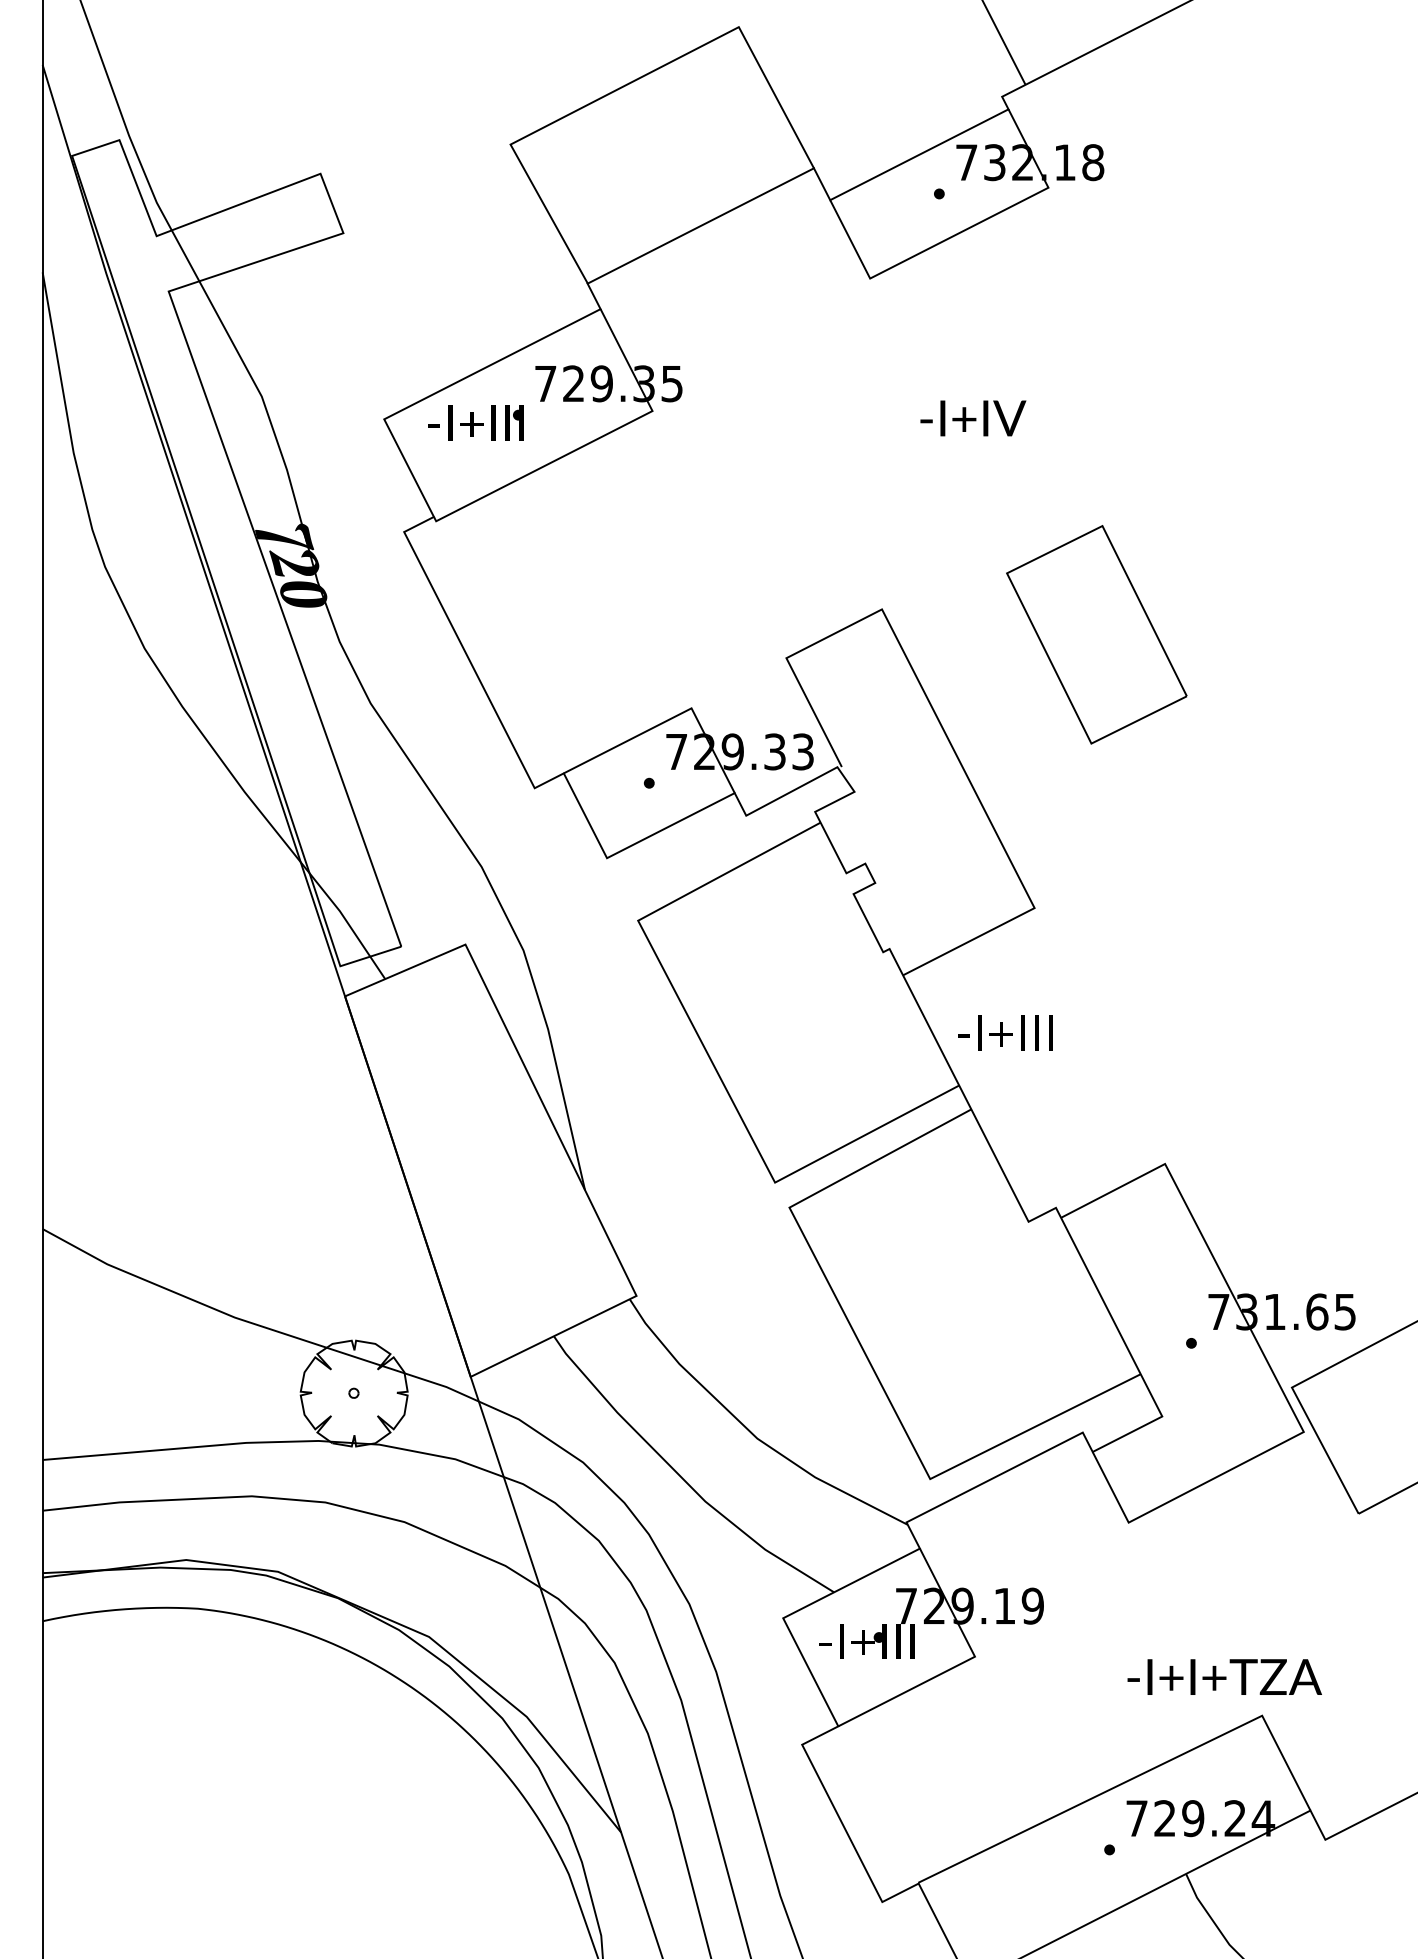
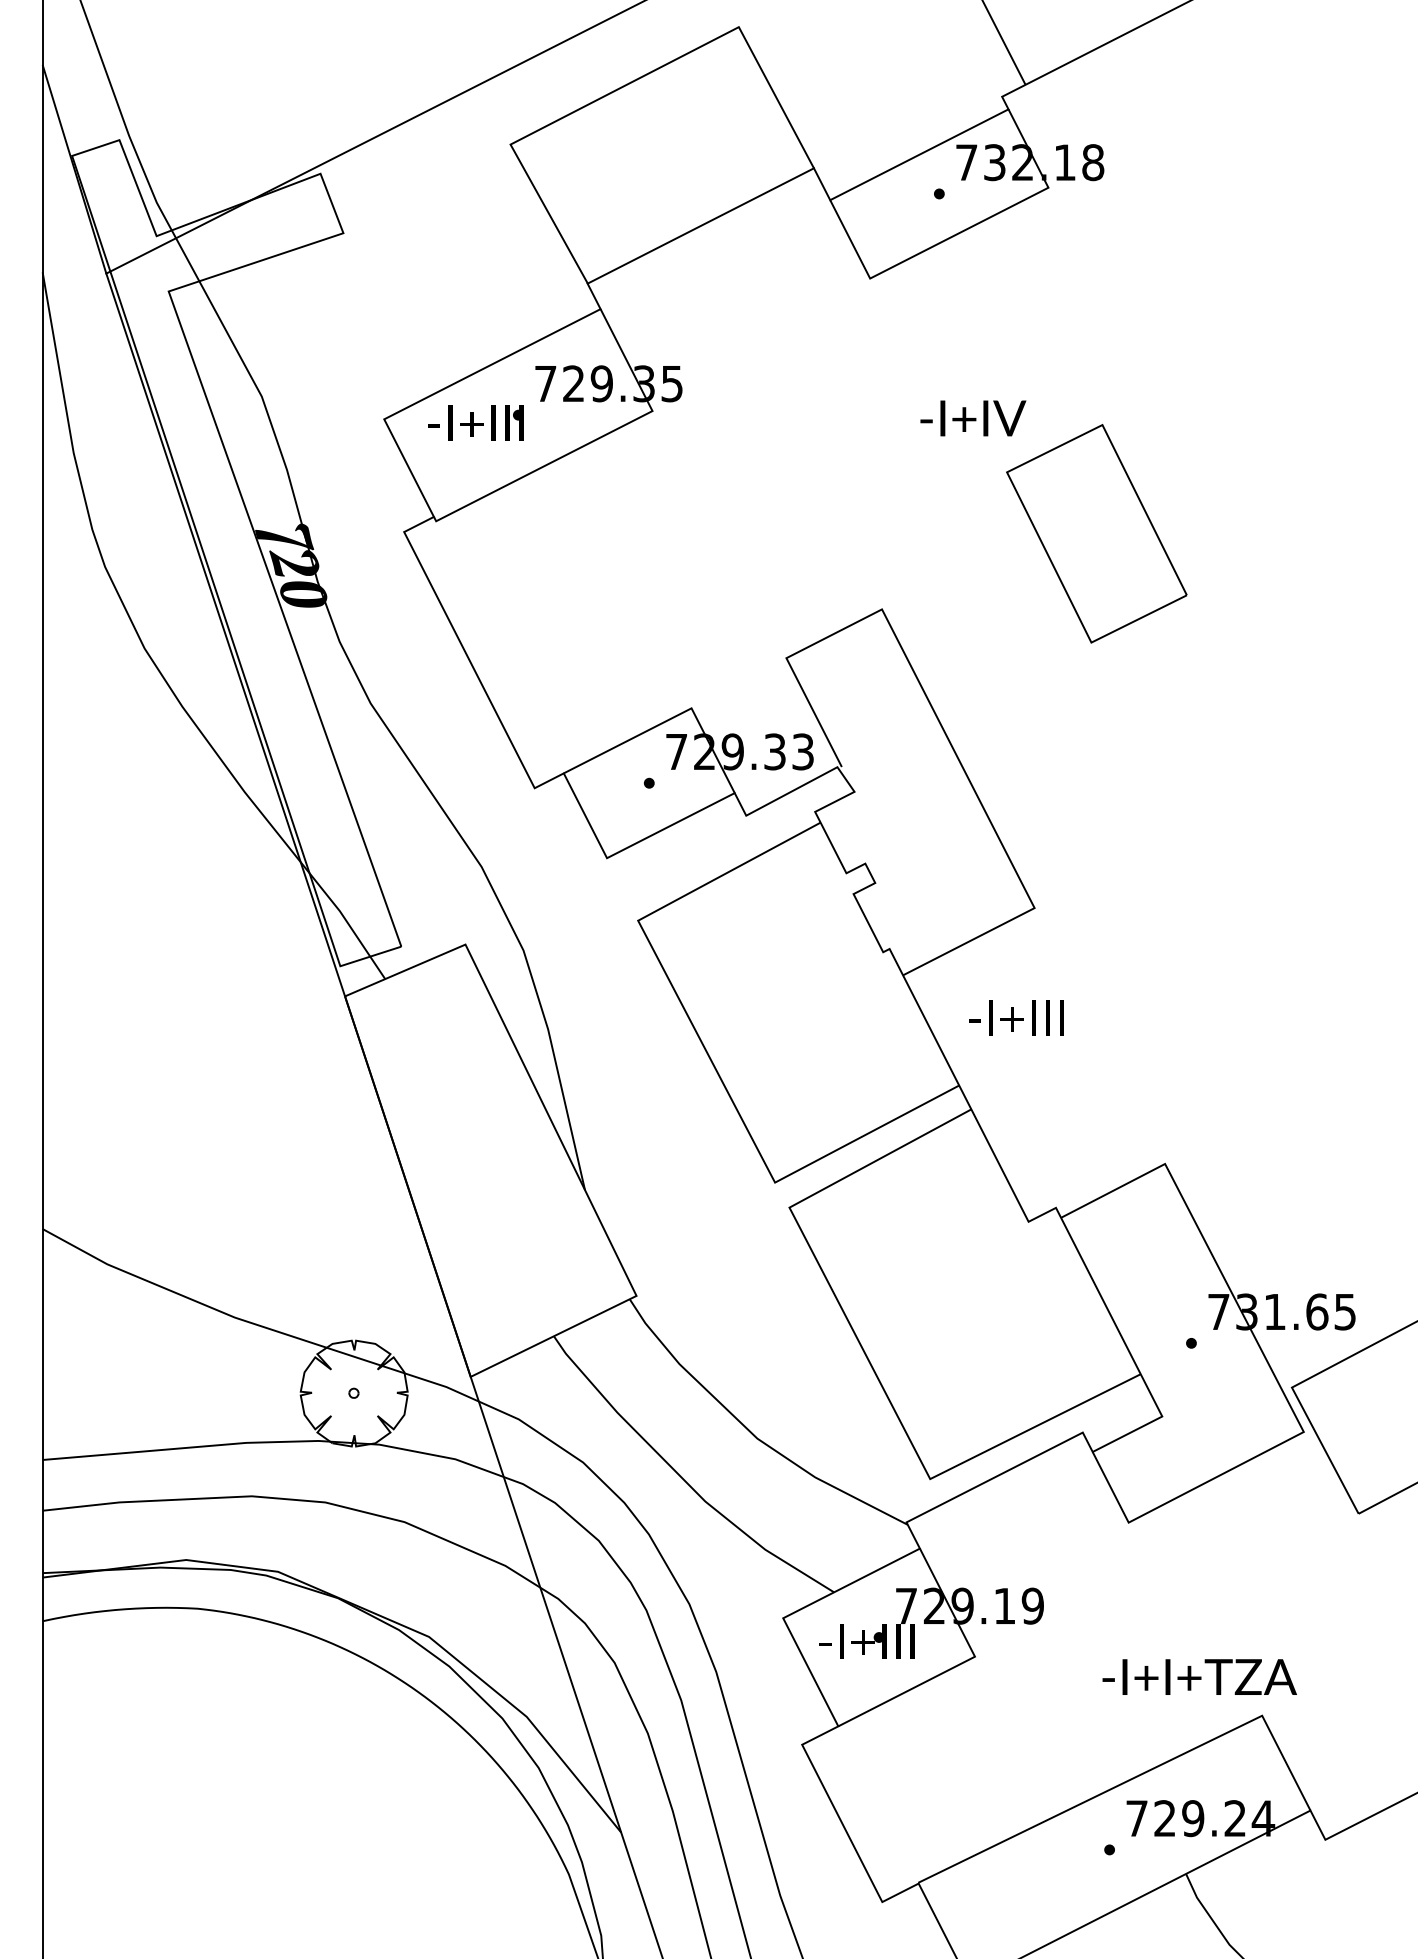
line: none -> present (373, 137)
part position: (1096, 634) -> (1096, 533) (1096, 533)
text position: (1005, 1032) -> (1016, 1017) (1016, 1017)
text position: (1224, 1676) -> (1199, 1676) (1199, 1676)
